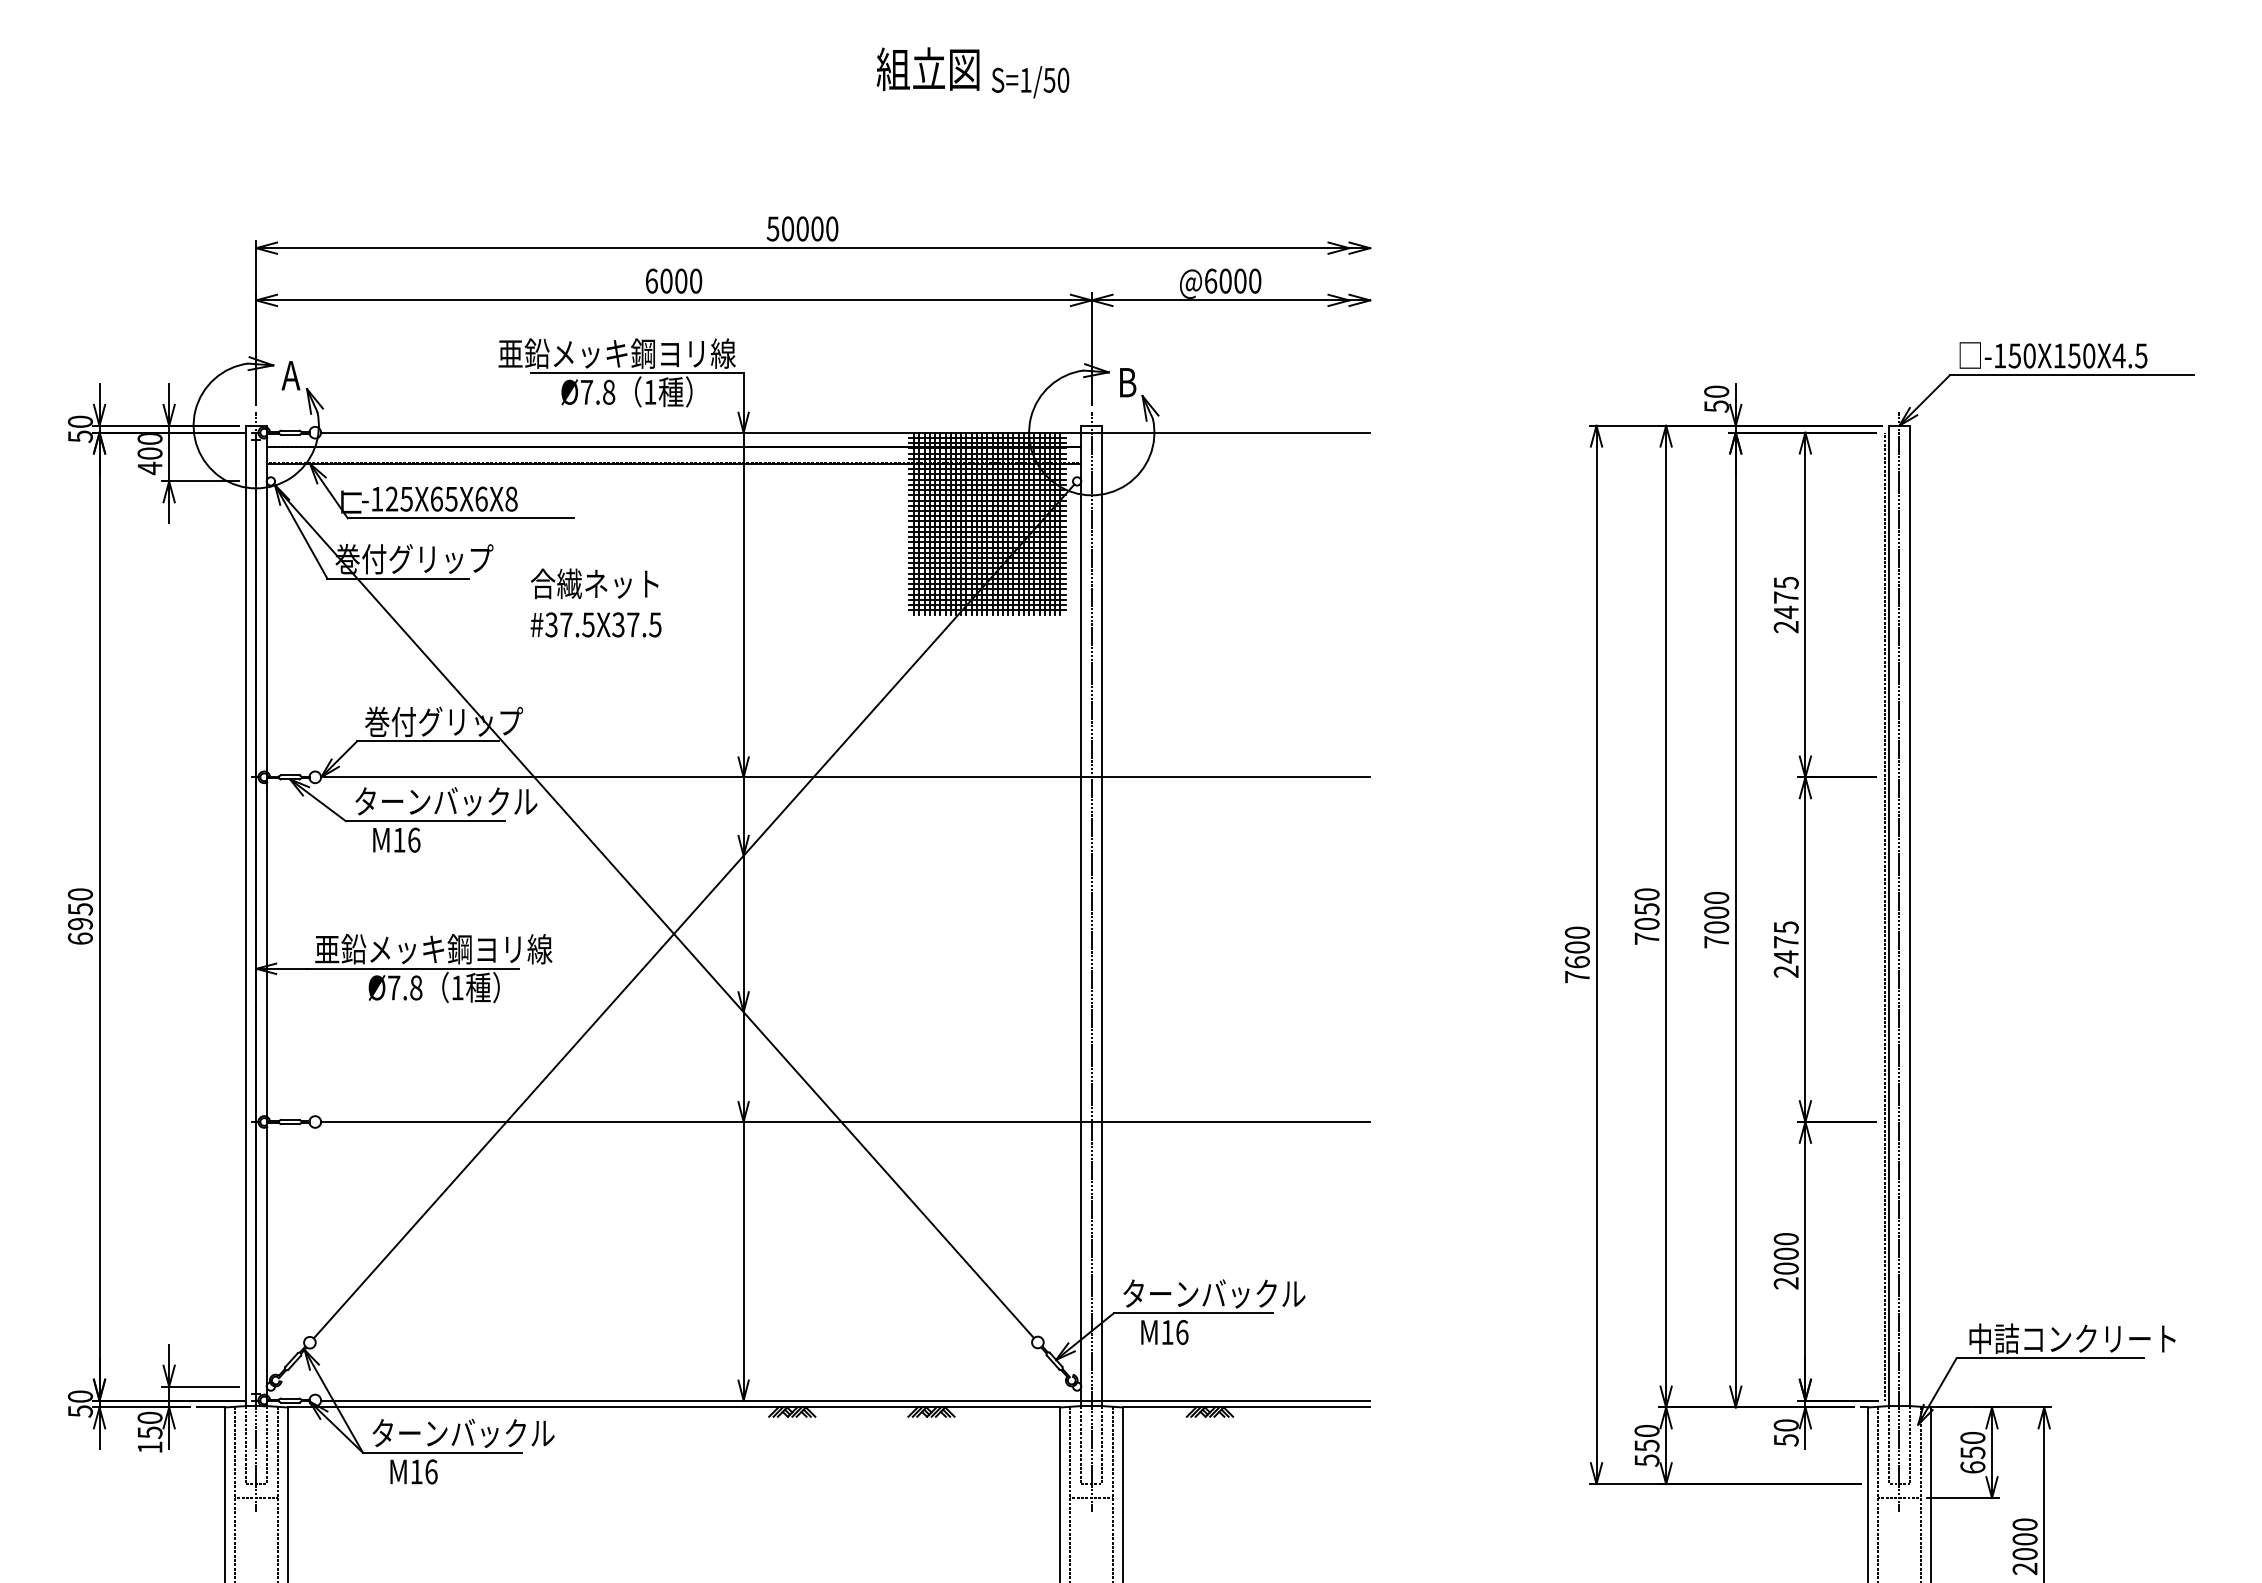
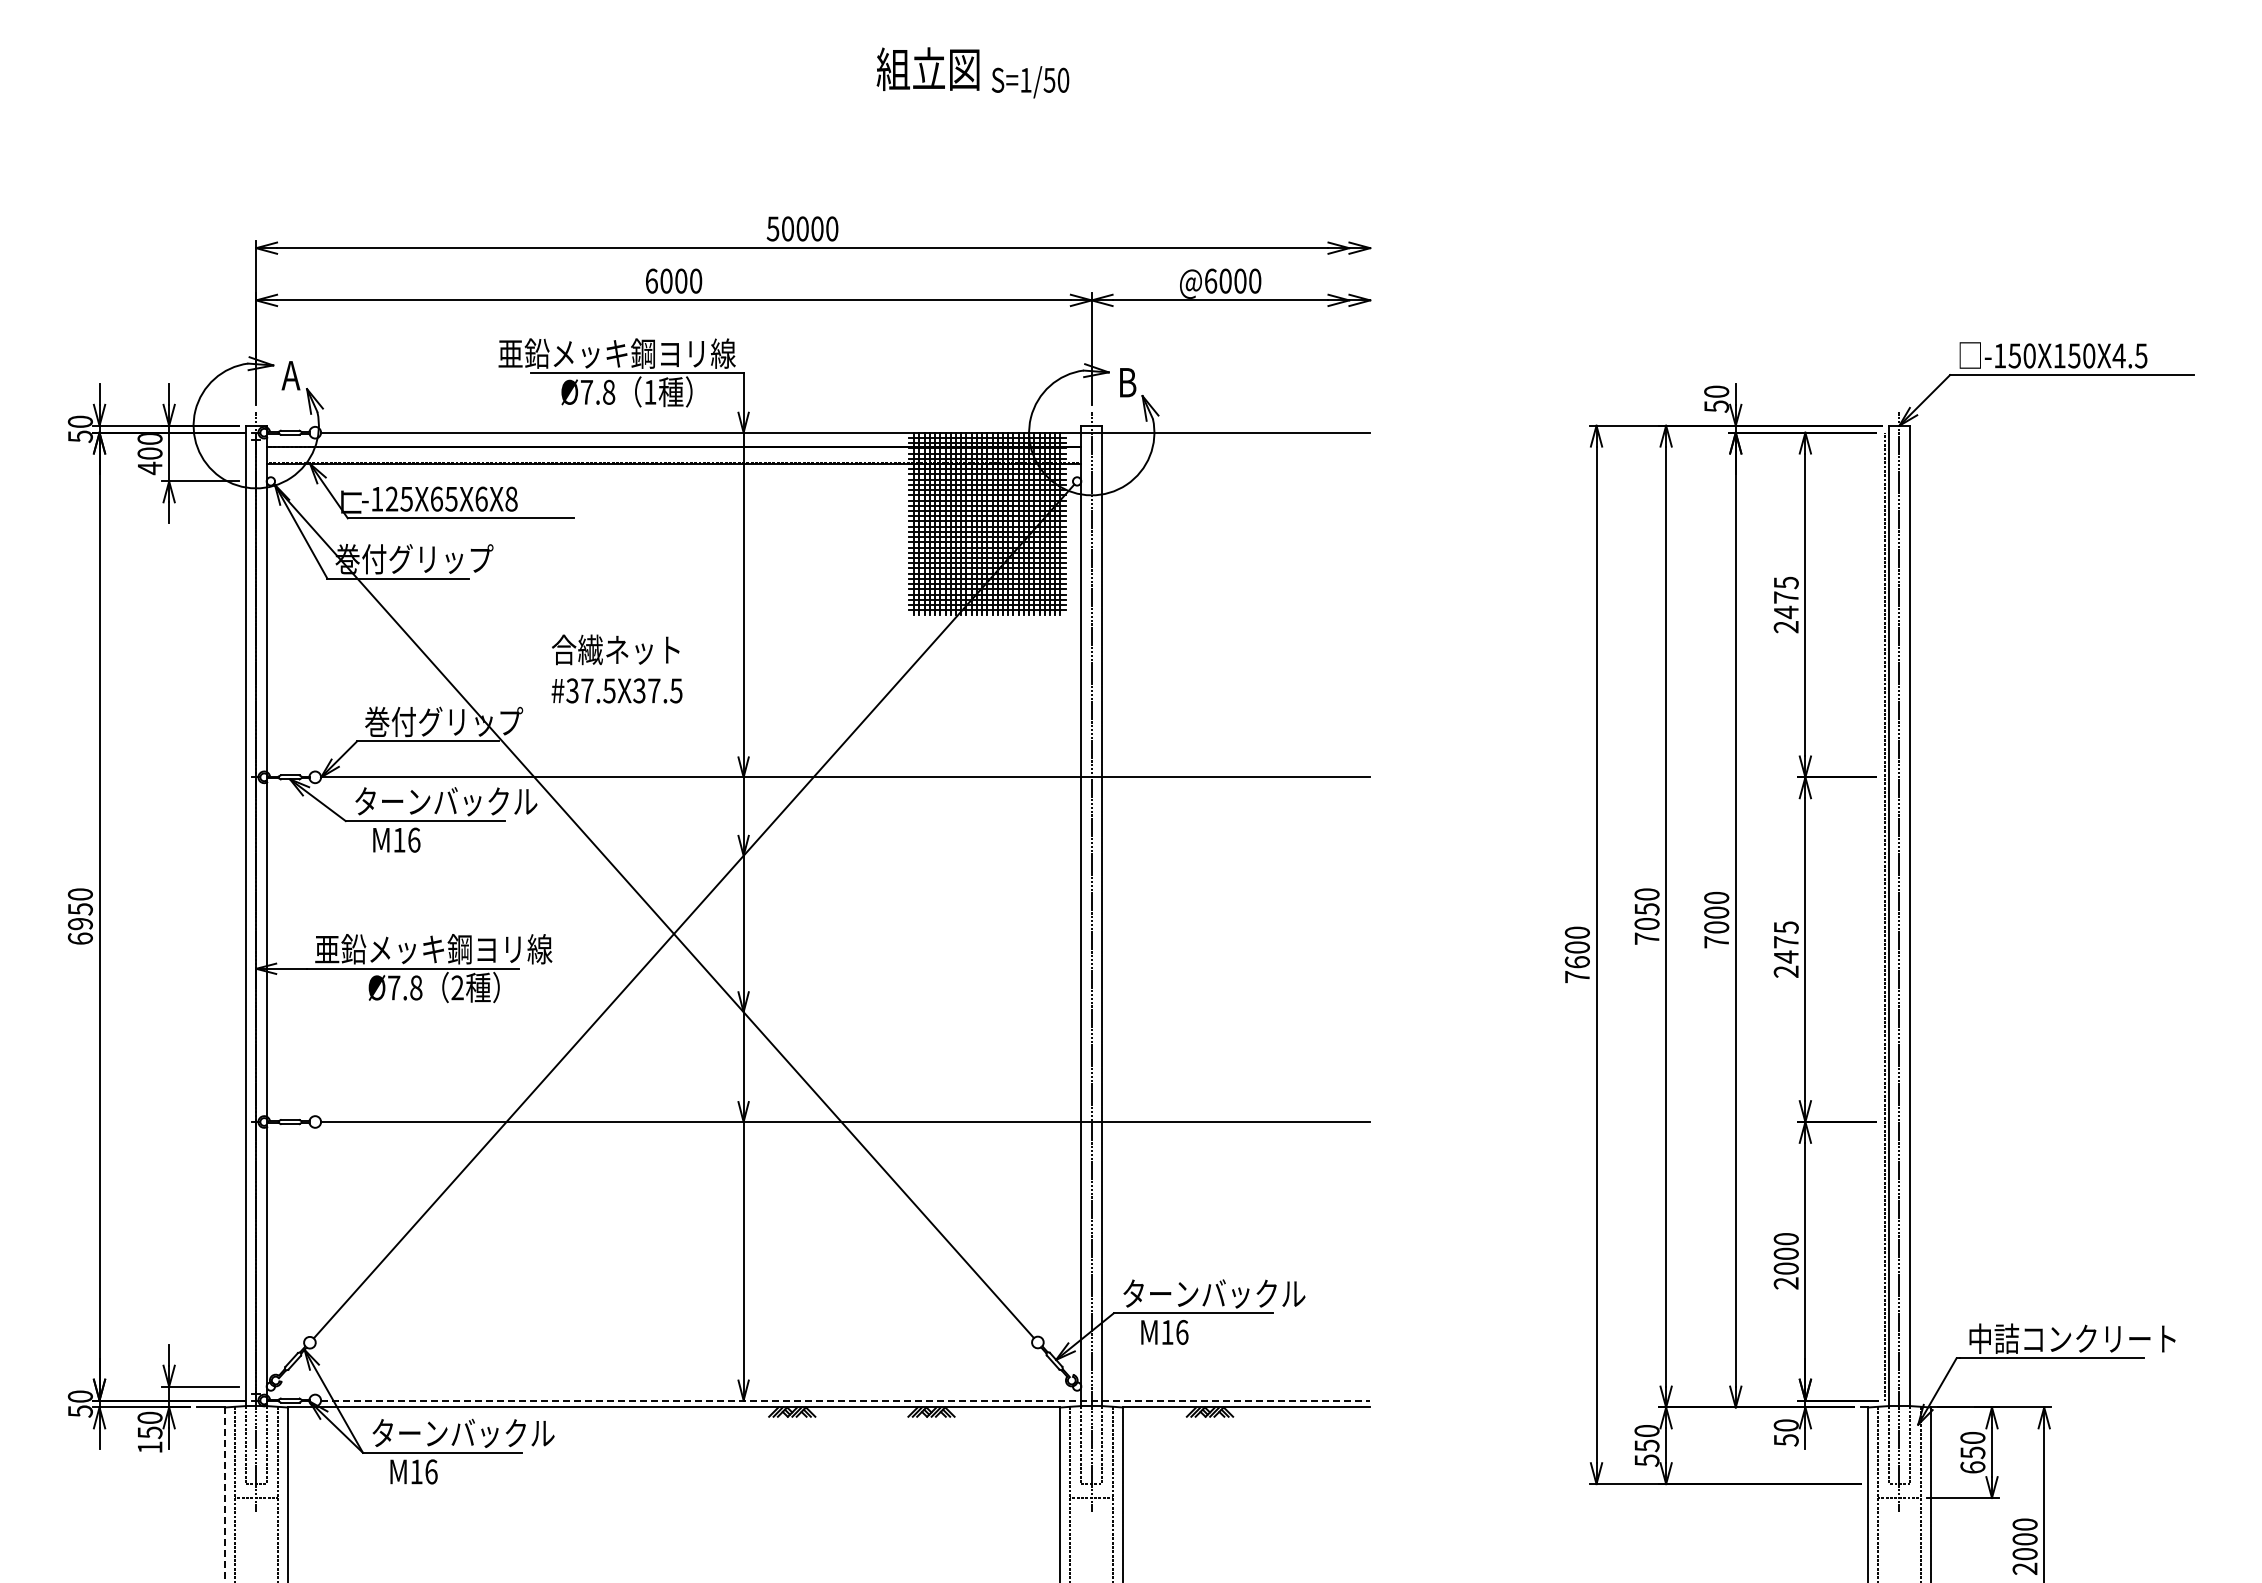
text position: (595, 602) -> (616, 668) (616, 668)
text: 1 -> 2 (457, 987)
line: solid -> dashed (845, 1400)
line: solid -> dashed (224, 1495)
